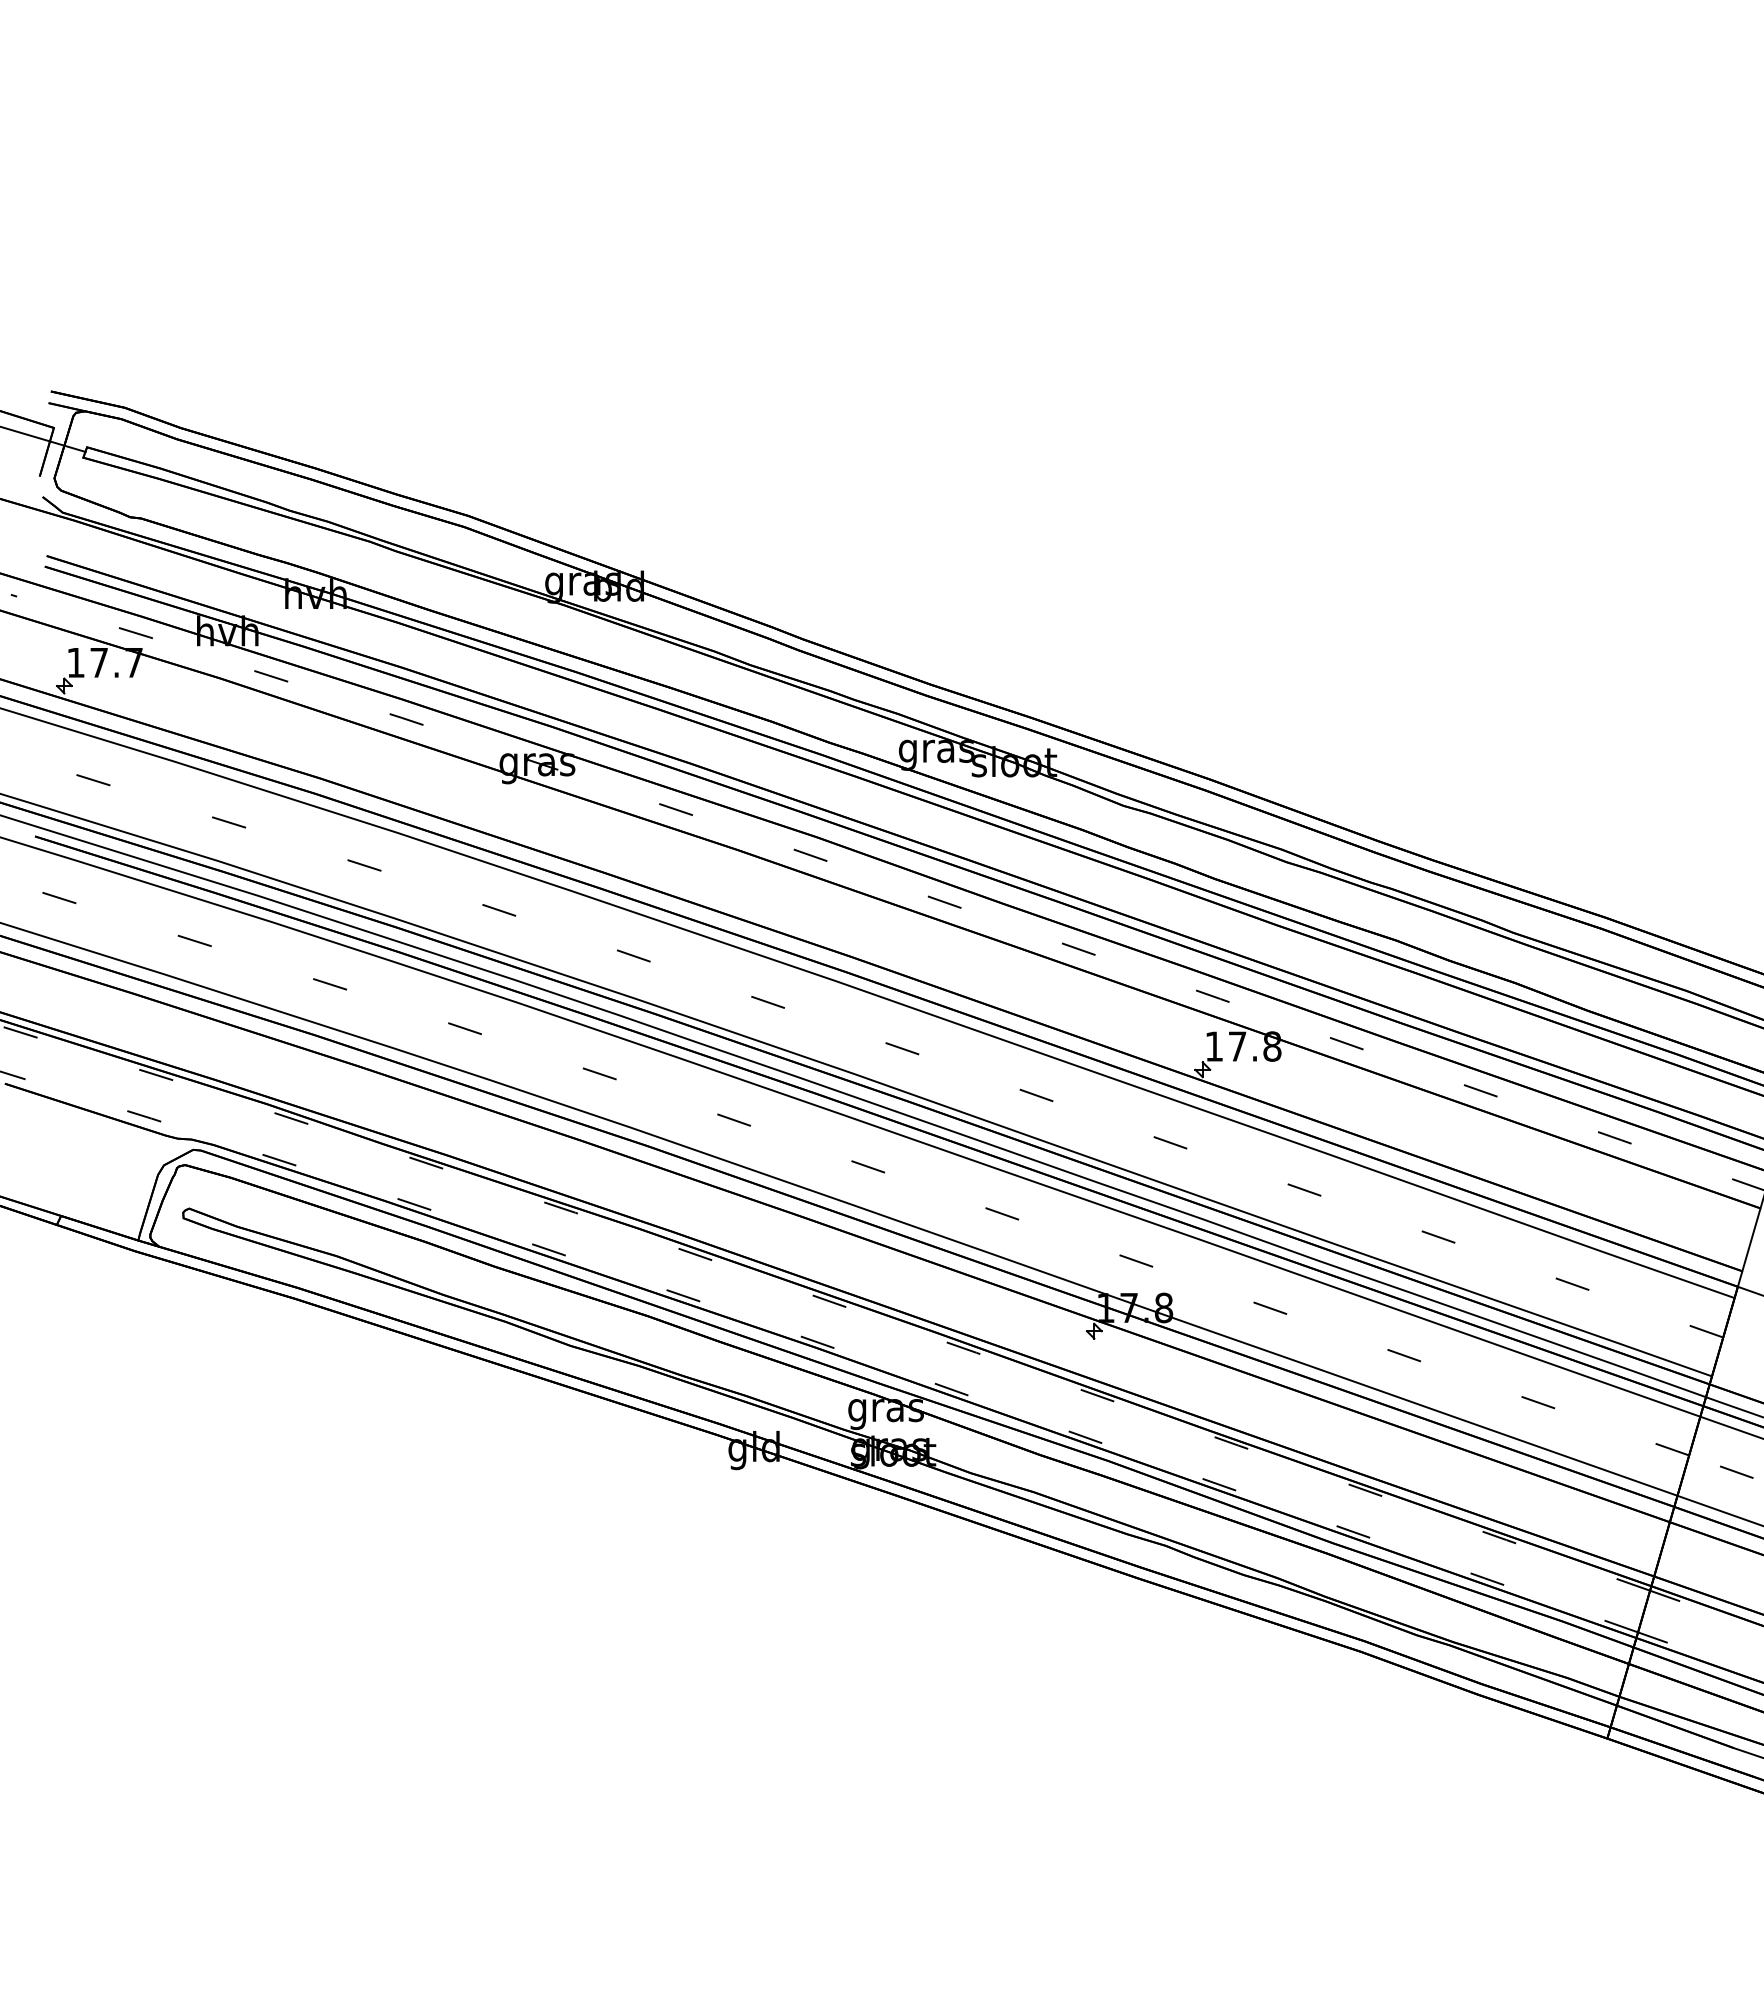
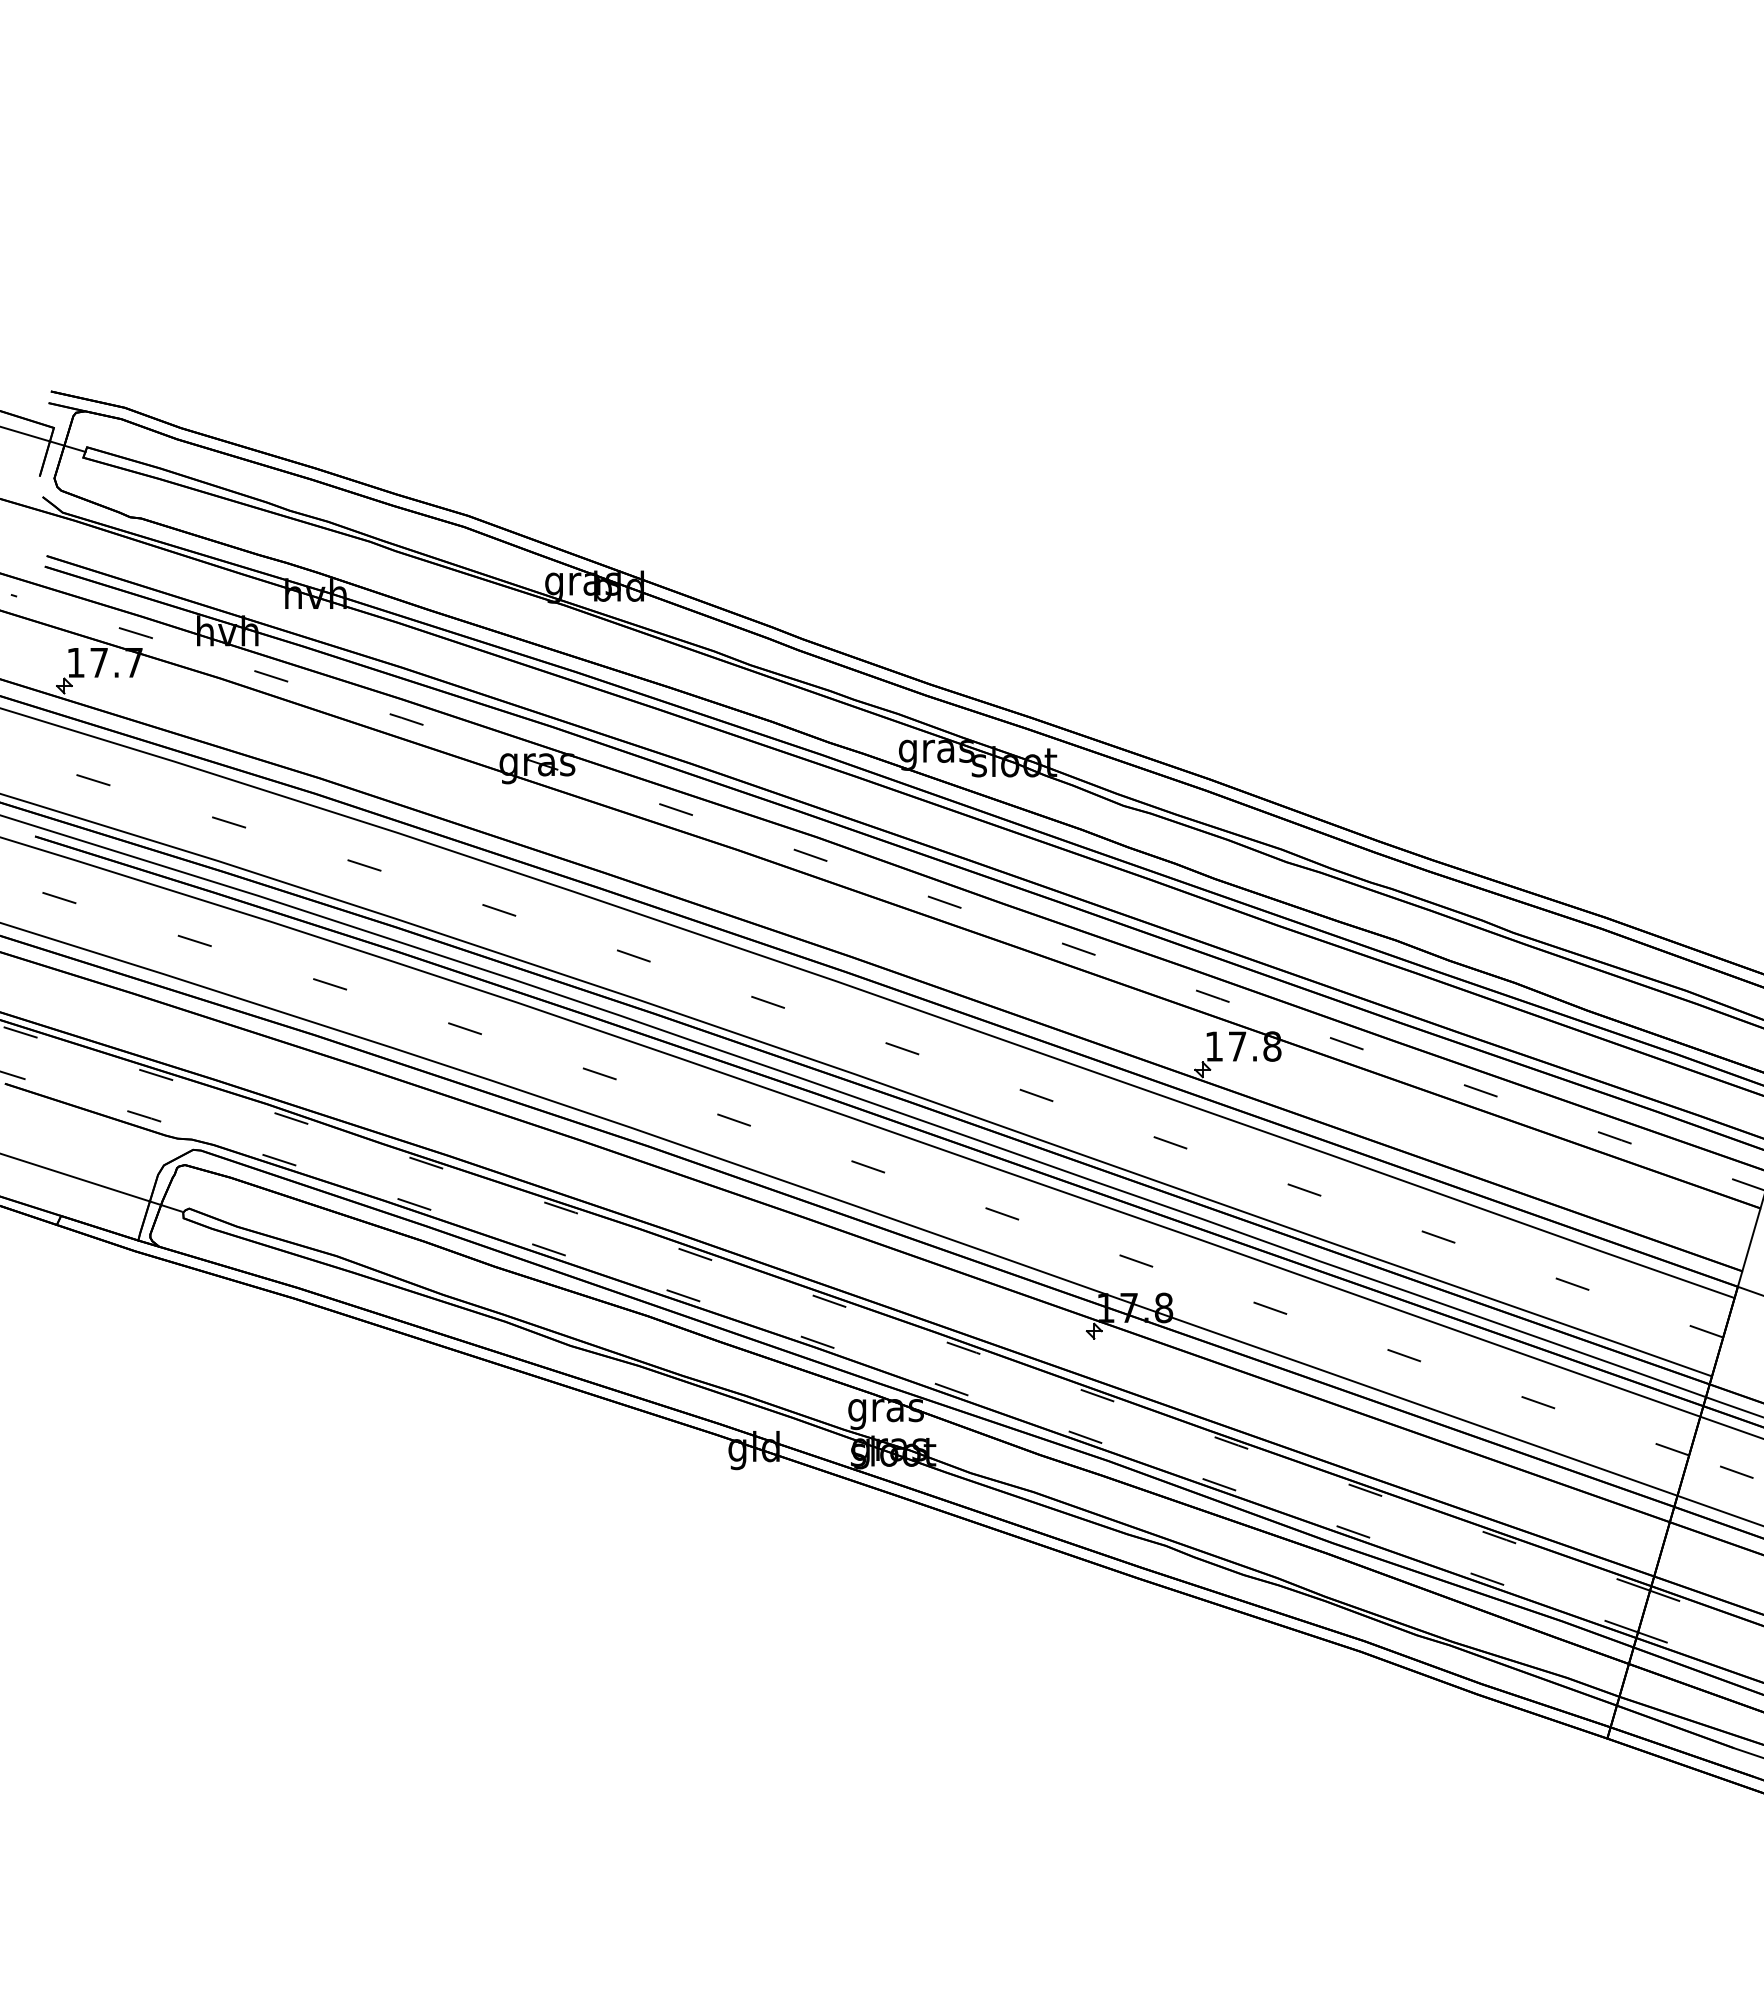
line: none -> present (91, 1182)
